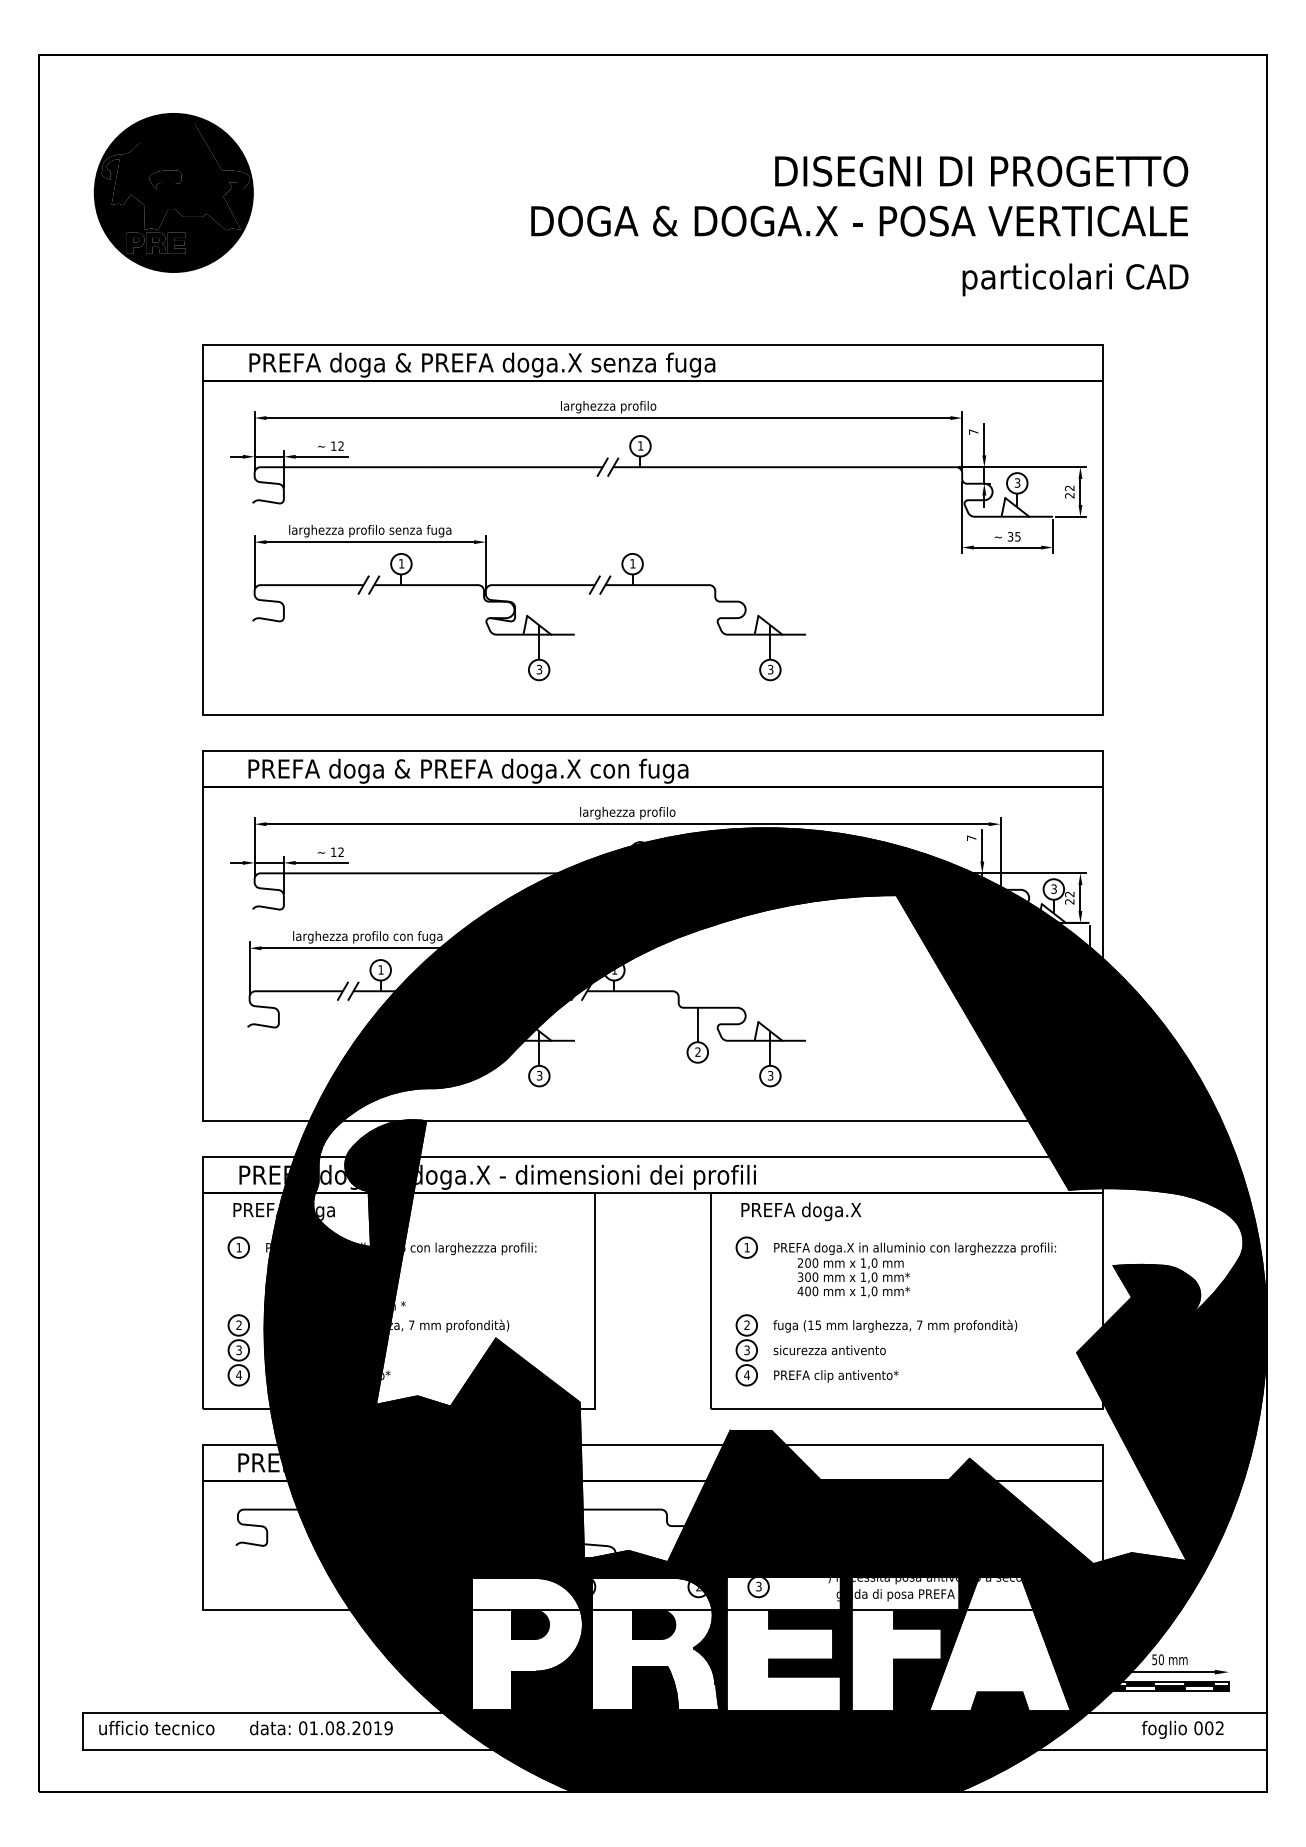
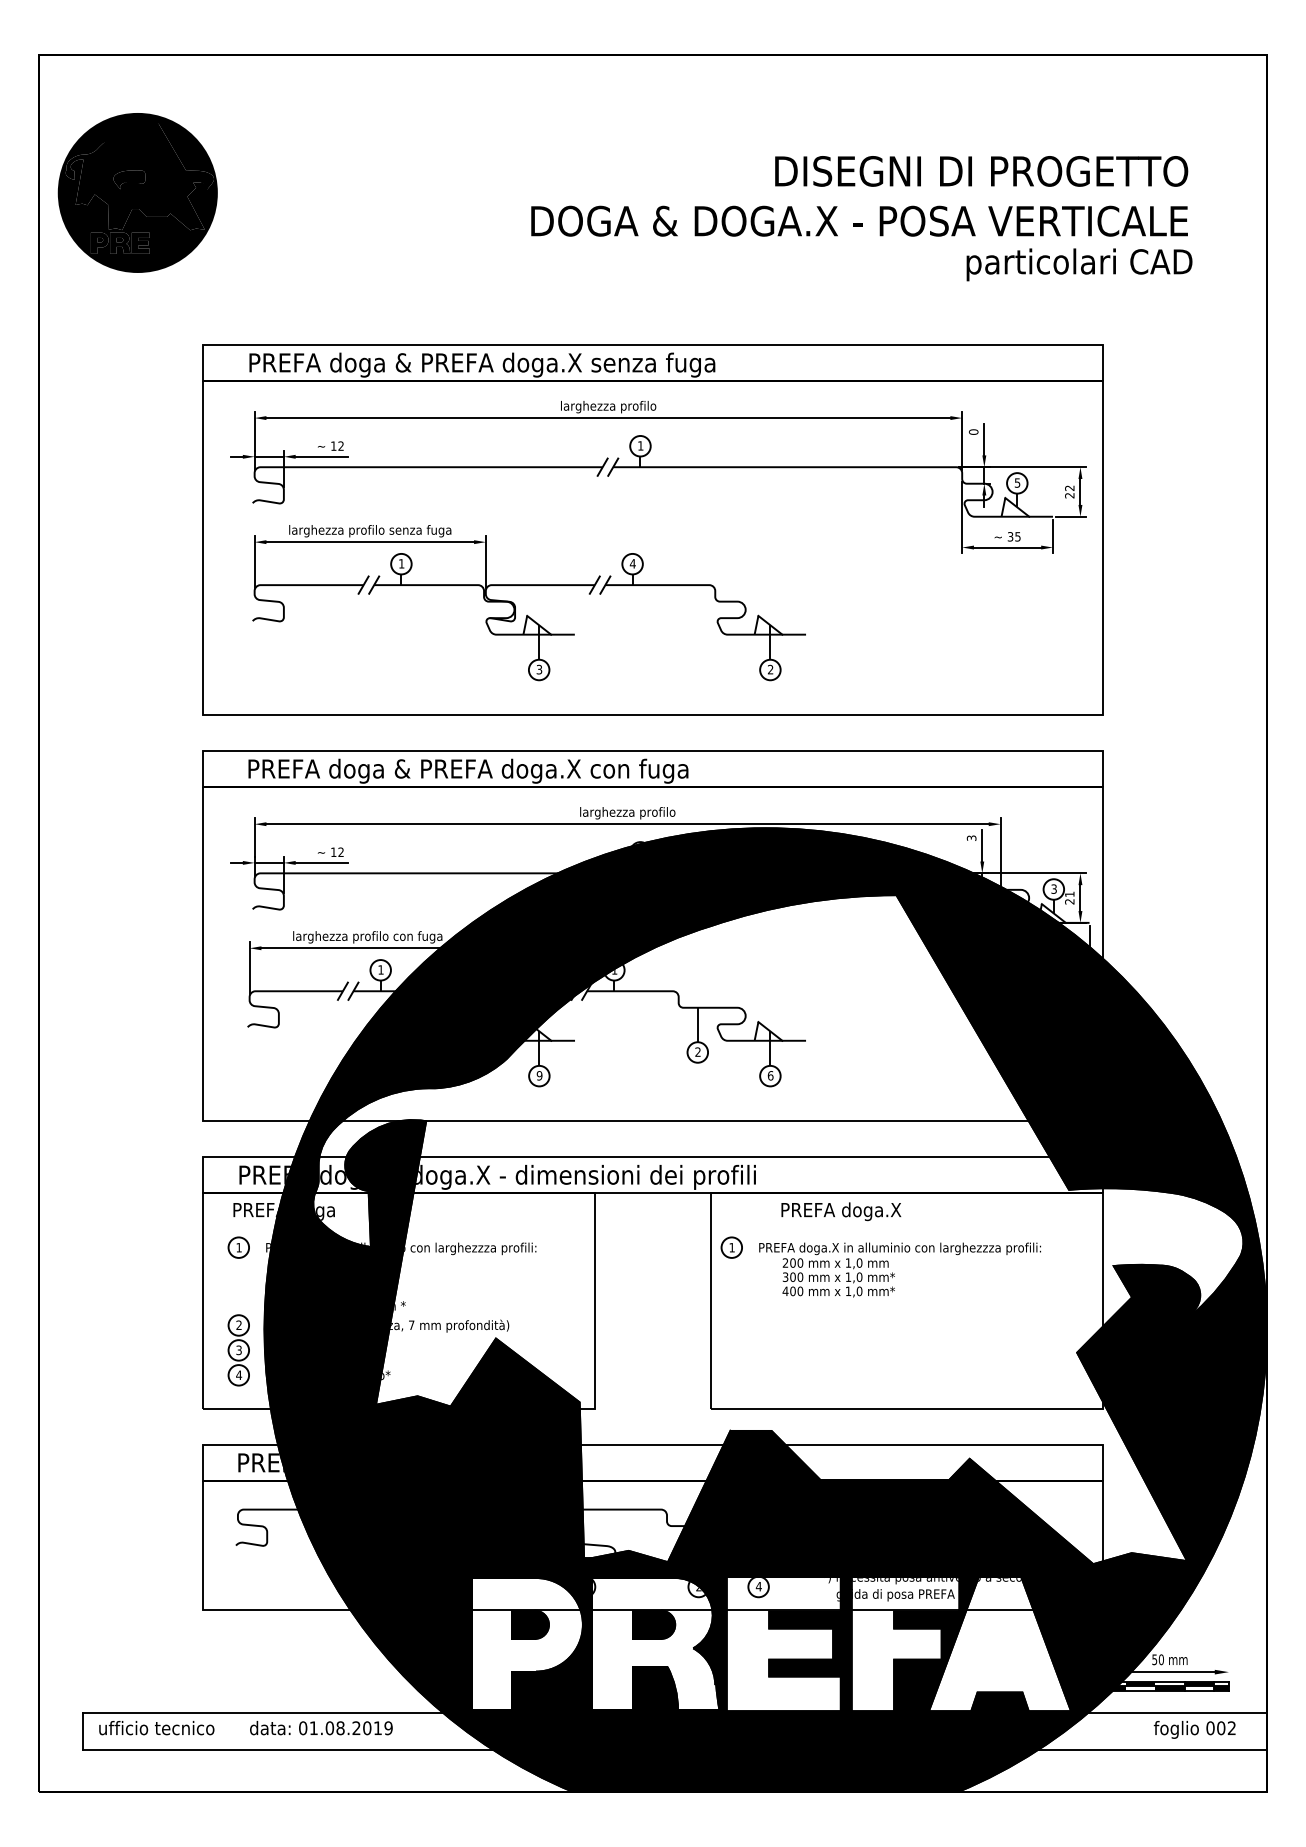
part position: (173, 192) -> (137, 192) (137, 192)
text position: (1075, 279) -> (1079, 264) (1079, 264)
text: 7 -> 0 (973, 431)
text: 3 -> 5 (1017, 482)
text: 1 -> 4 (632, 563)
text: 3 -> 2 (770, 669)
text: 7 -> 3 (971, 837)
text: 22 -> 21 (1069, 894)
text: 3 -> 9 (539, 1075)
text: 3 -> 6 (770, 1075)
text position: (801, 1211) -> (841, 1211) (841, 1211)
part position: (895, 1266) -> (880, 1266) (880, 1266)
part: present -> none (876, 1350)
text: 3 -> 4 (758, 1586)
text position: (1182, 1729) -> (1194, 1729) (1194, 1729)
